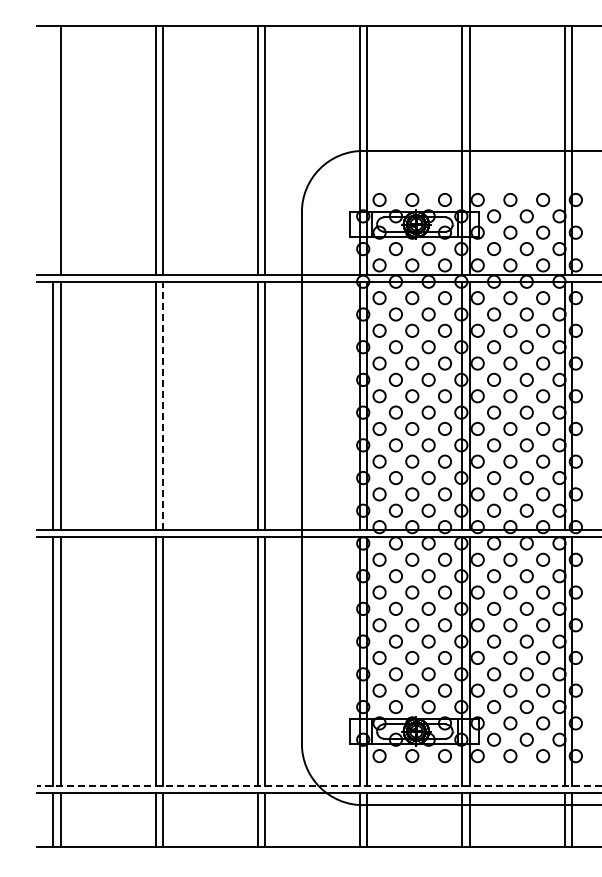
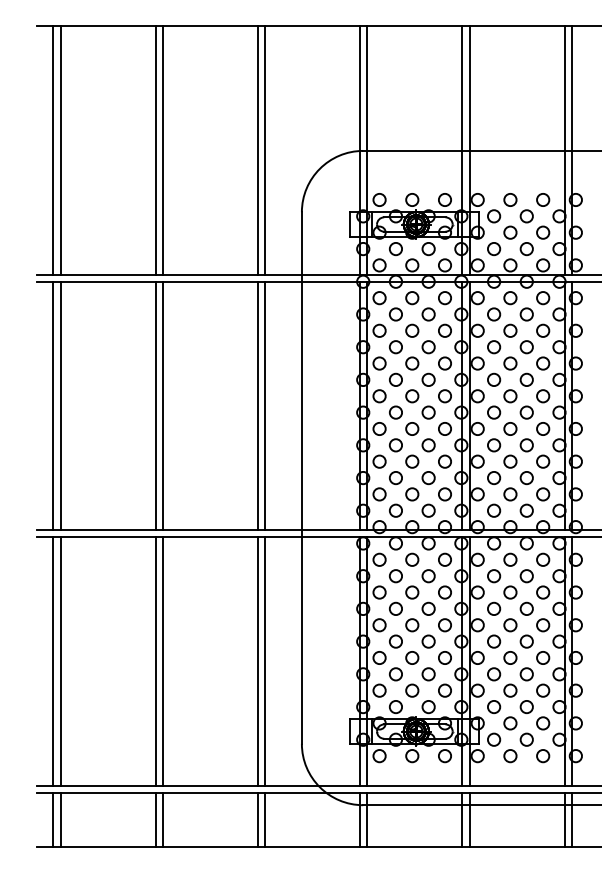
line: none -> present (53, 150)
line: dashed -> solid (162, 405)
line: dashed -> solid (318, 785)
